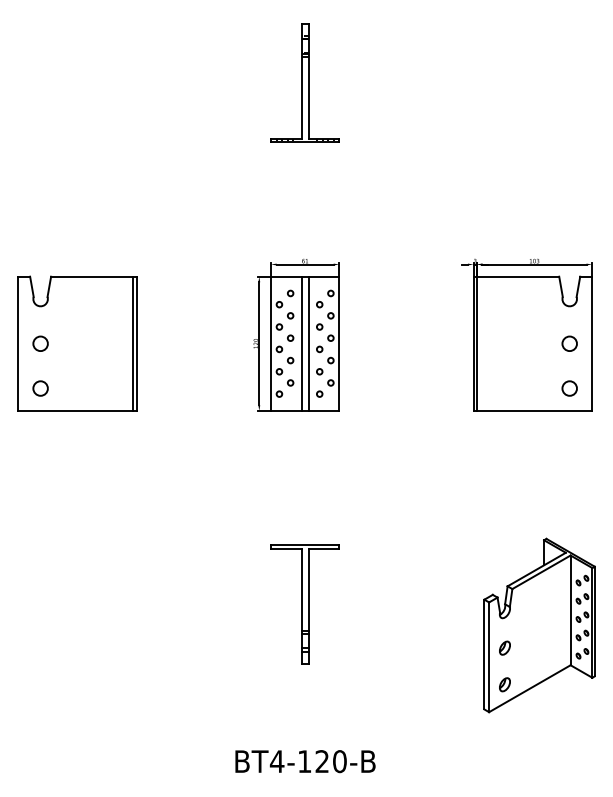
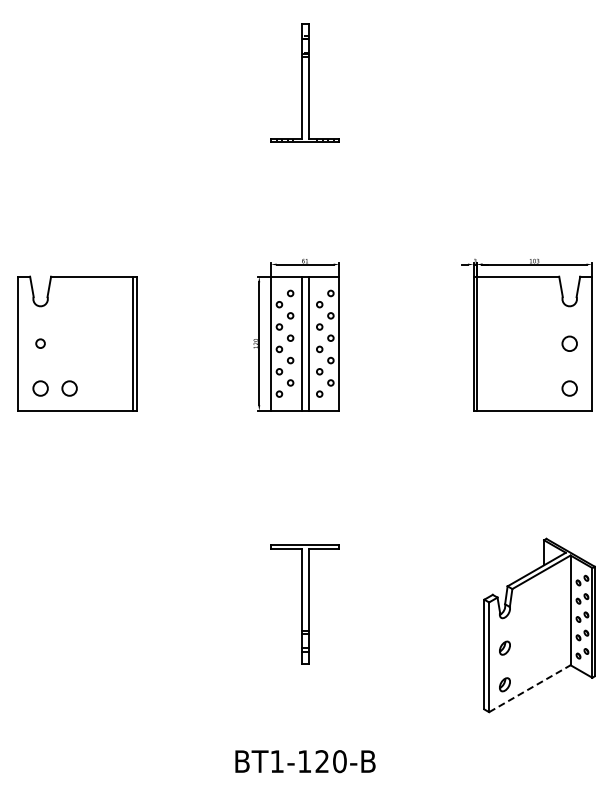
circle size: 17x17 px -> 11x11 px (40, 343)
circle: none -> present (69, 388)
line: solid -> dashed (530, 688)
text: BT4-120-B -> BT1-120-B (276, 761)
